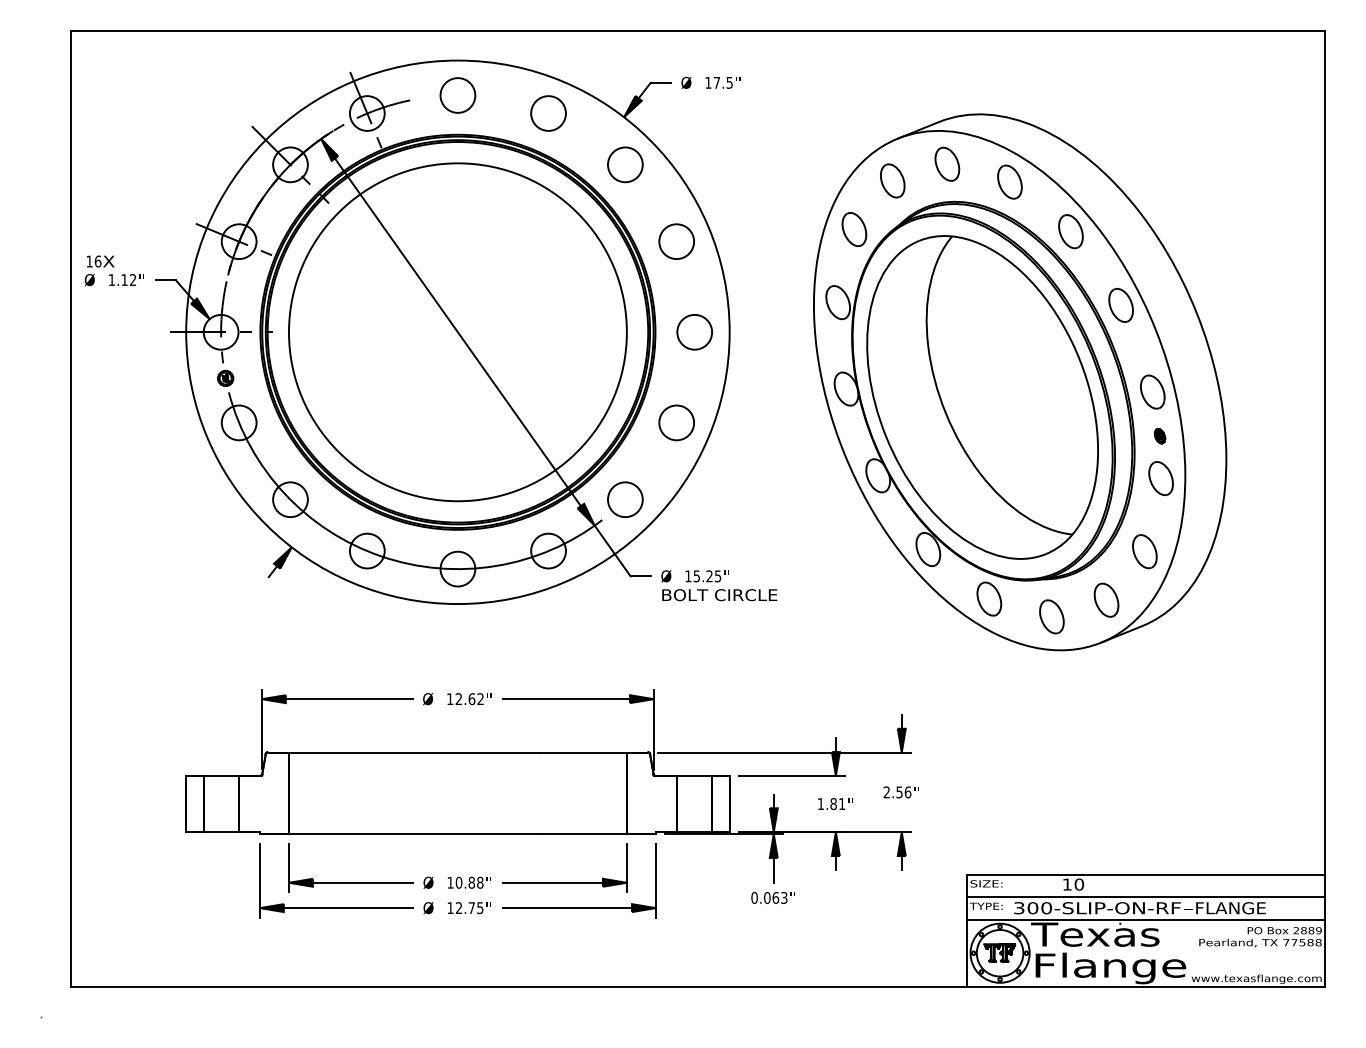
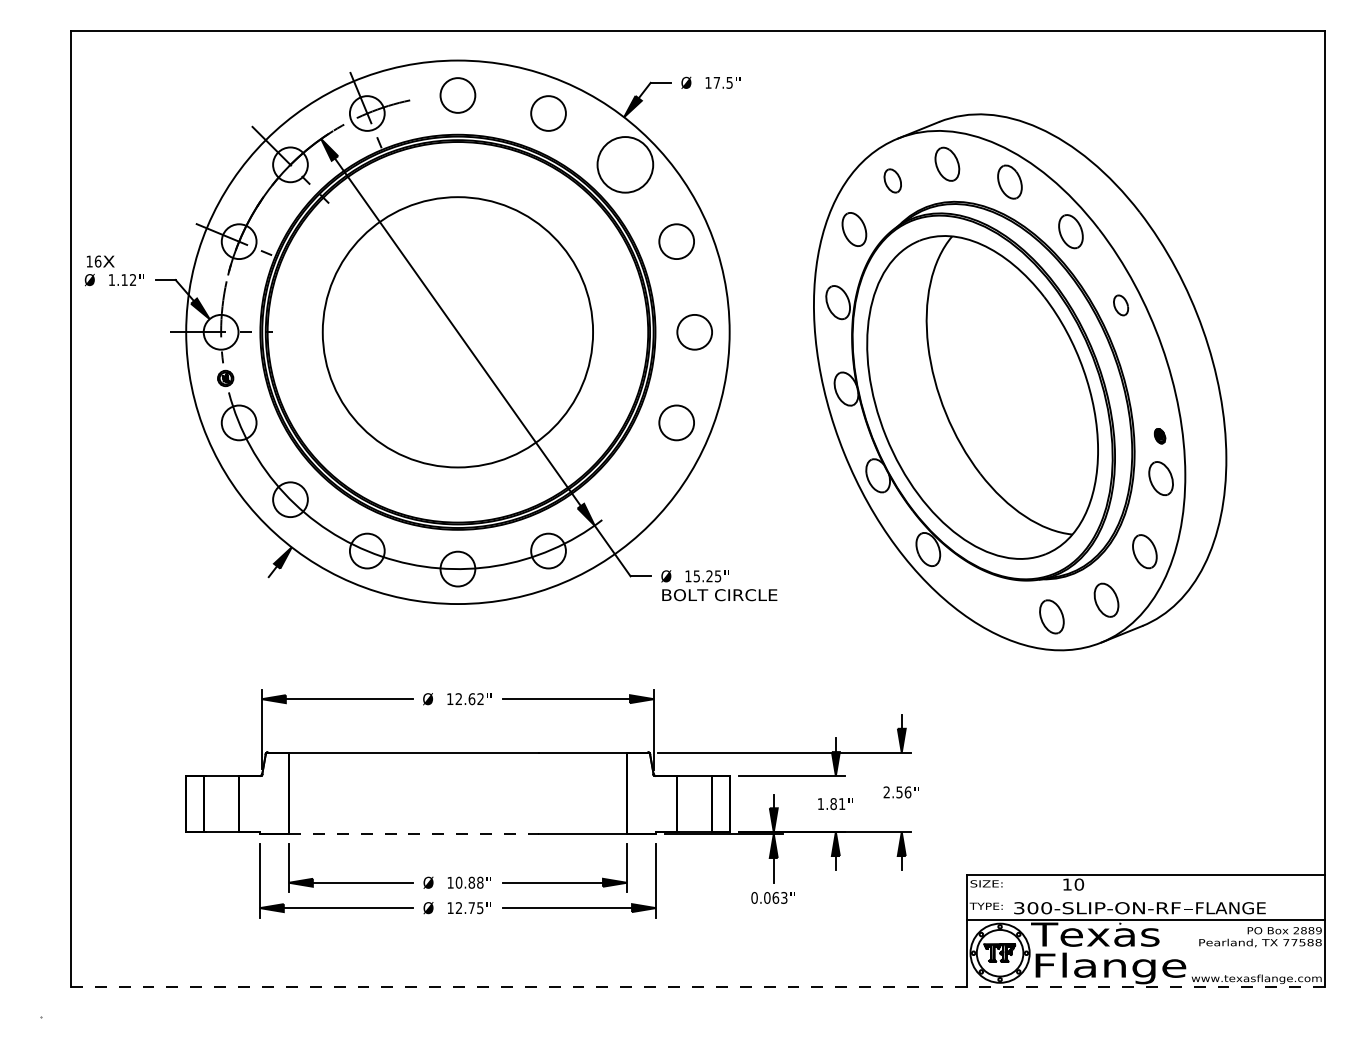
circle diameter: 35 px -> 56 px (625, 164)
part size: 26x36 px -> 19x26 px (892, 180)
part size: 26x35 px -> 17x23 px (1121, 305)
circle diameter: 338 px -> 270 px (457, 332)
part: present -> none (1152, 391)
circle: present -> none (625, 499)
part: present -> none (989, 598)
line: solid -> dashed (413, 834)
line: present -> none (1145, 897)
line: solid -> dashed (698, 986)
